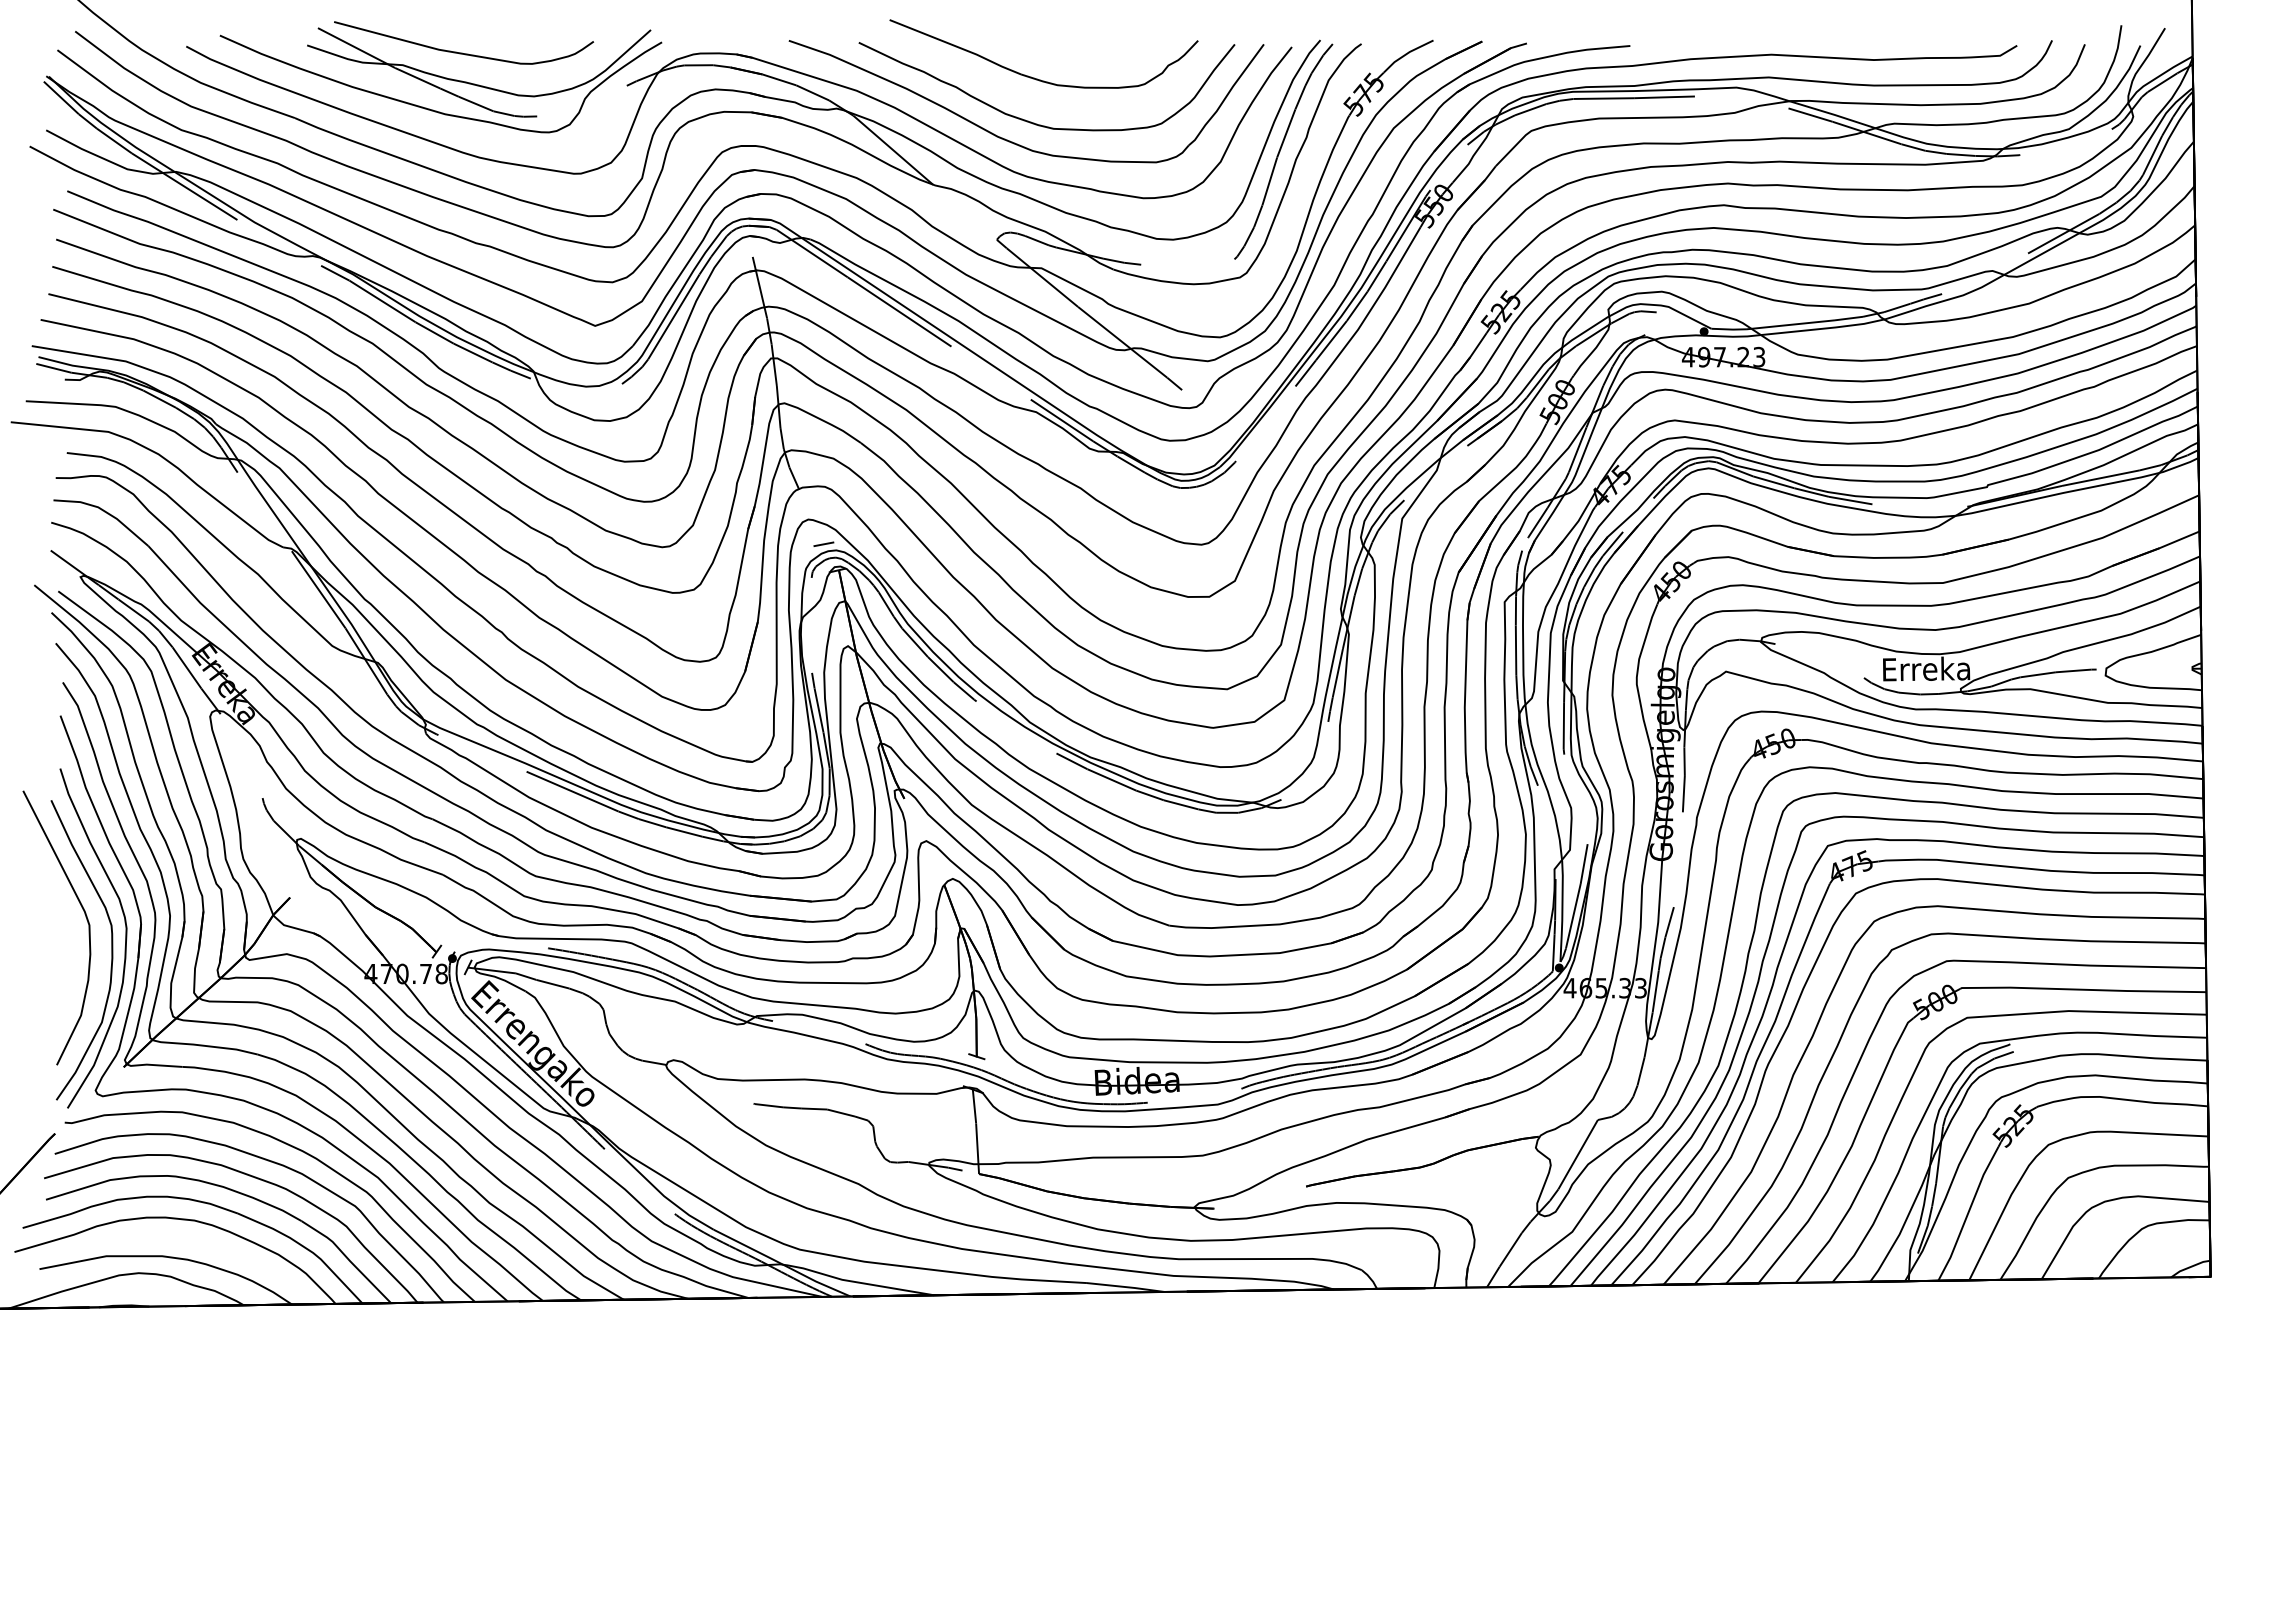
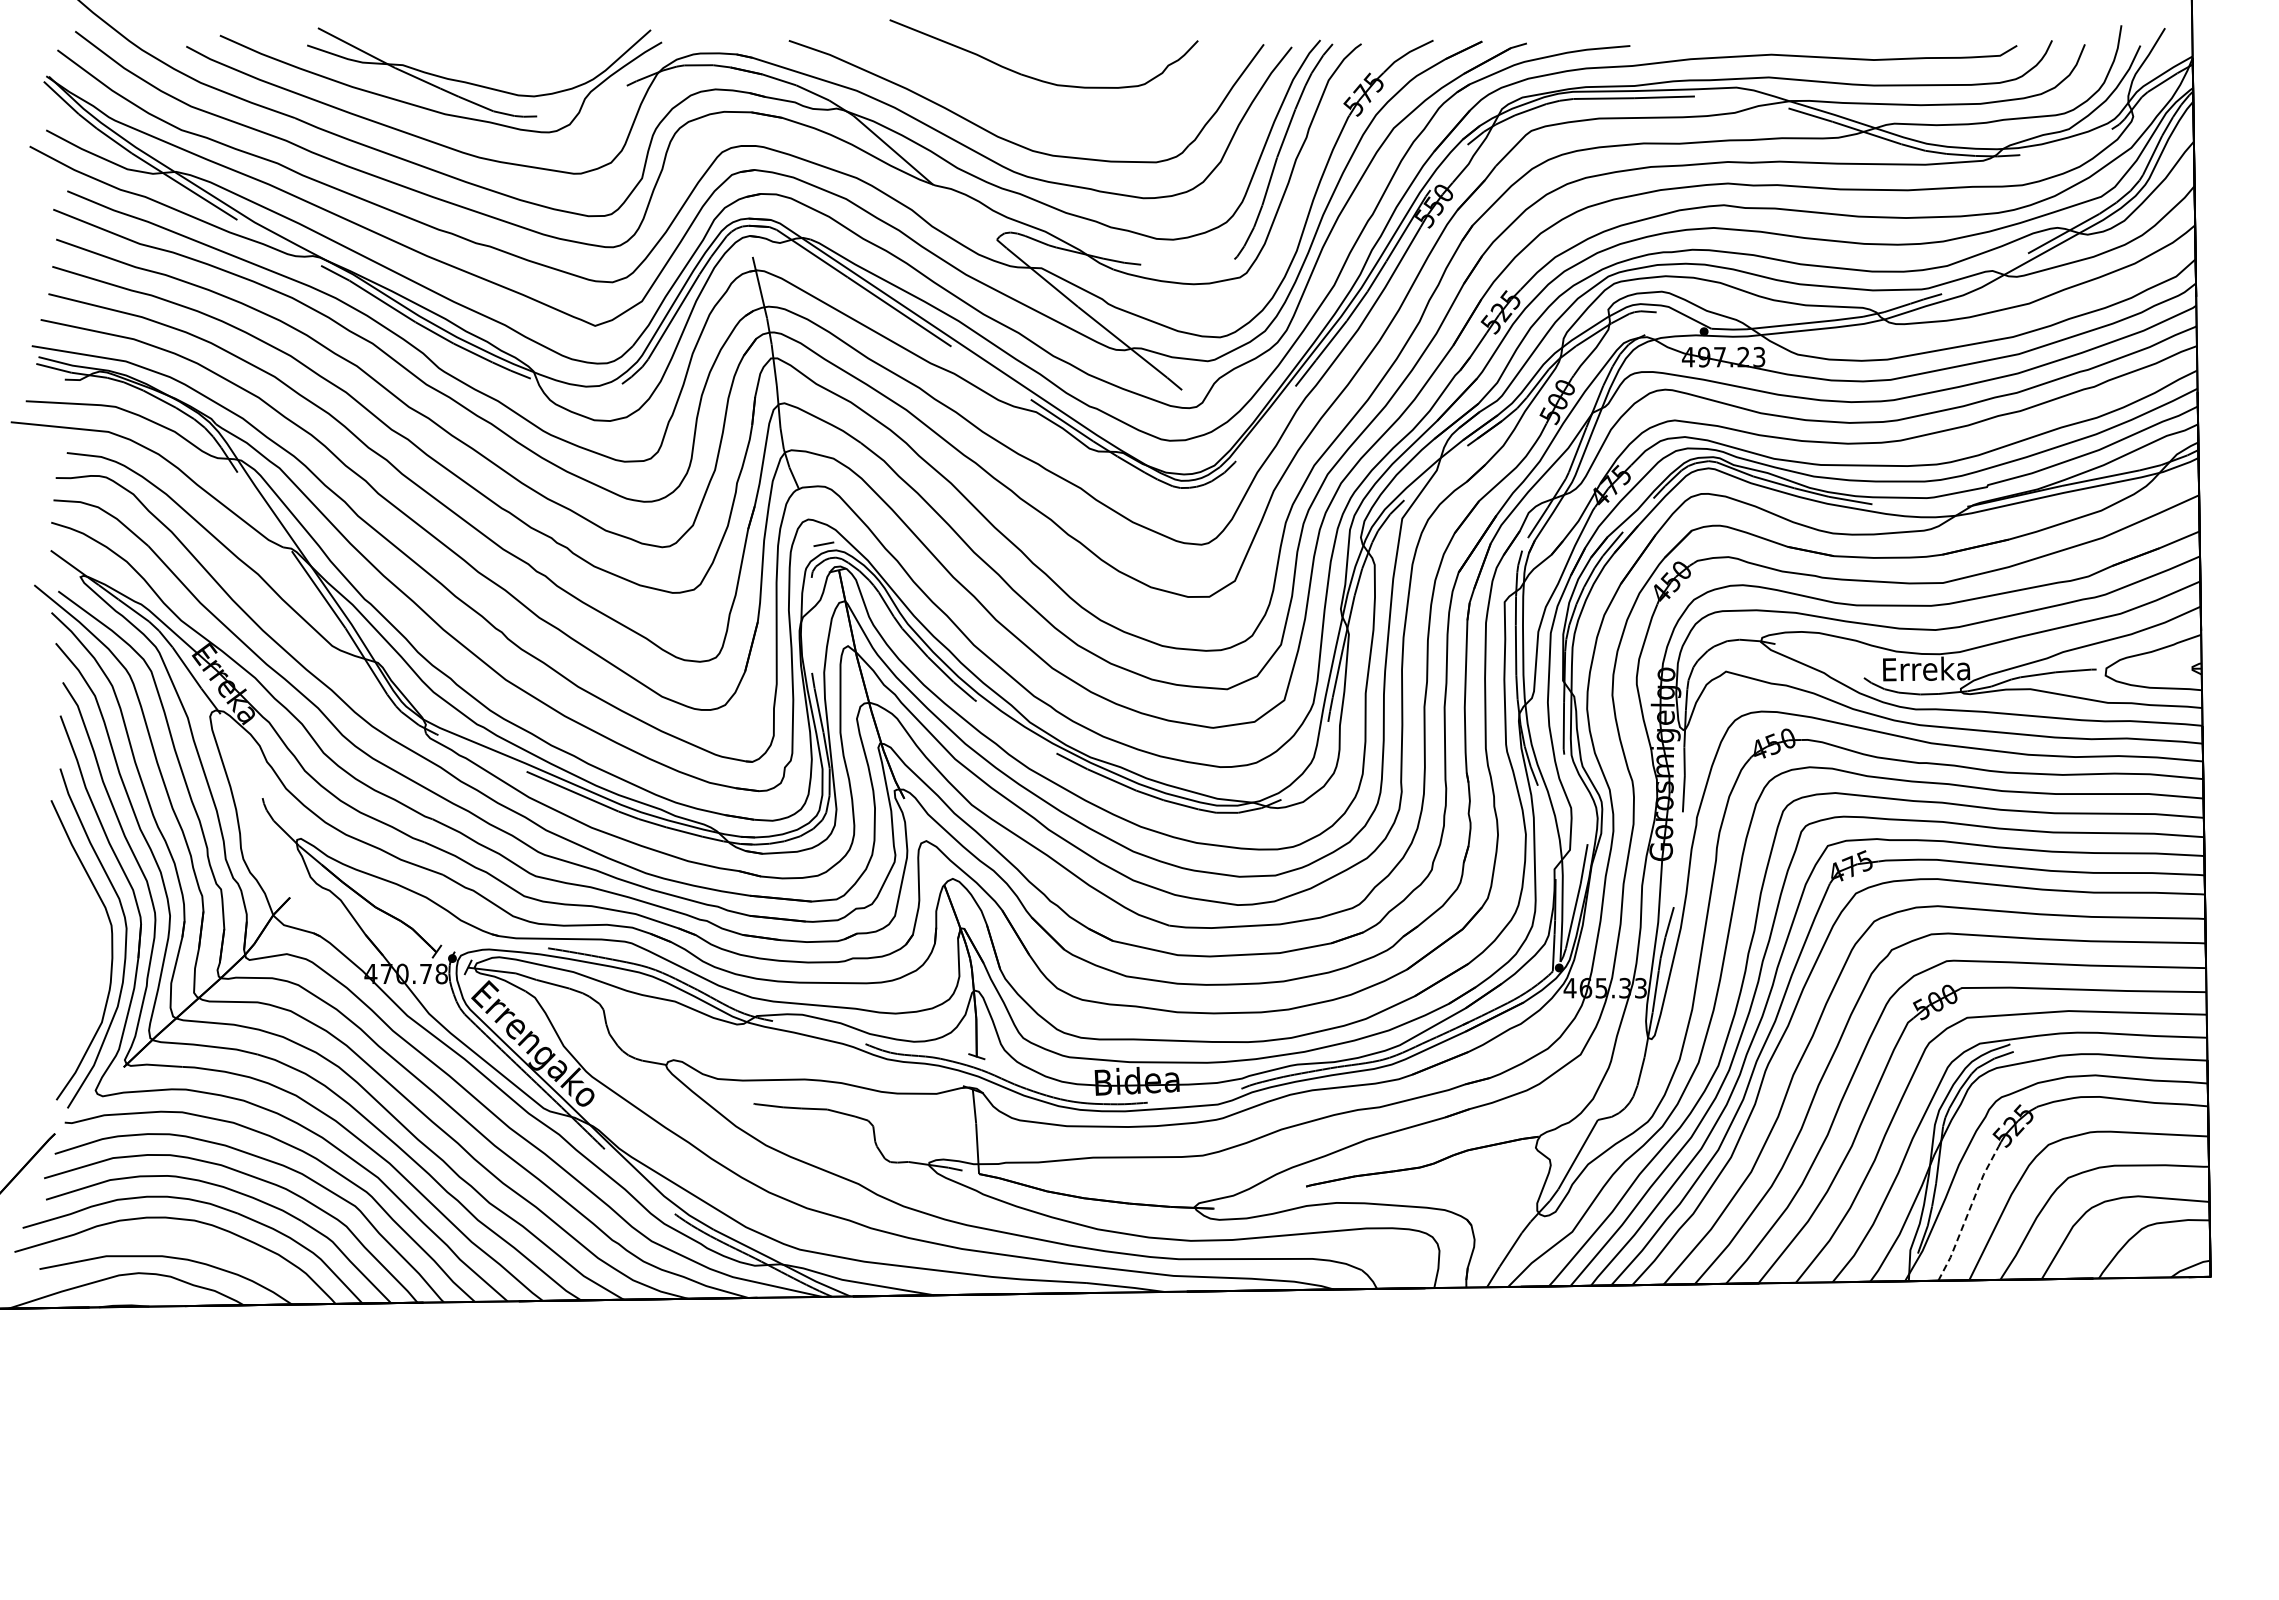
curve: present -> none (462, 52)
curve: present -> none (1034, 122)
curve: present -> none (85, 917)
line: solid -> dashed (1968, 1213)
